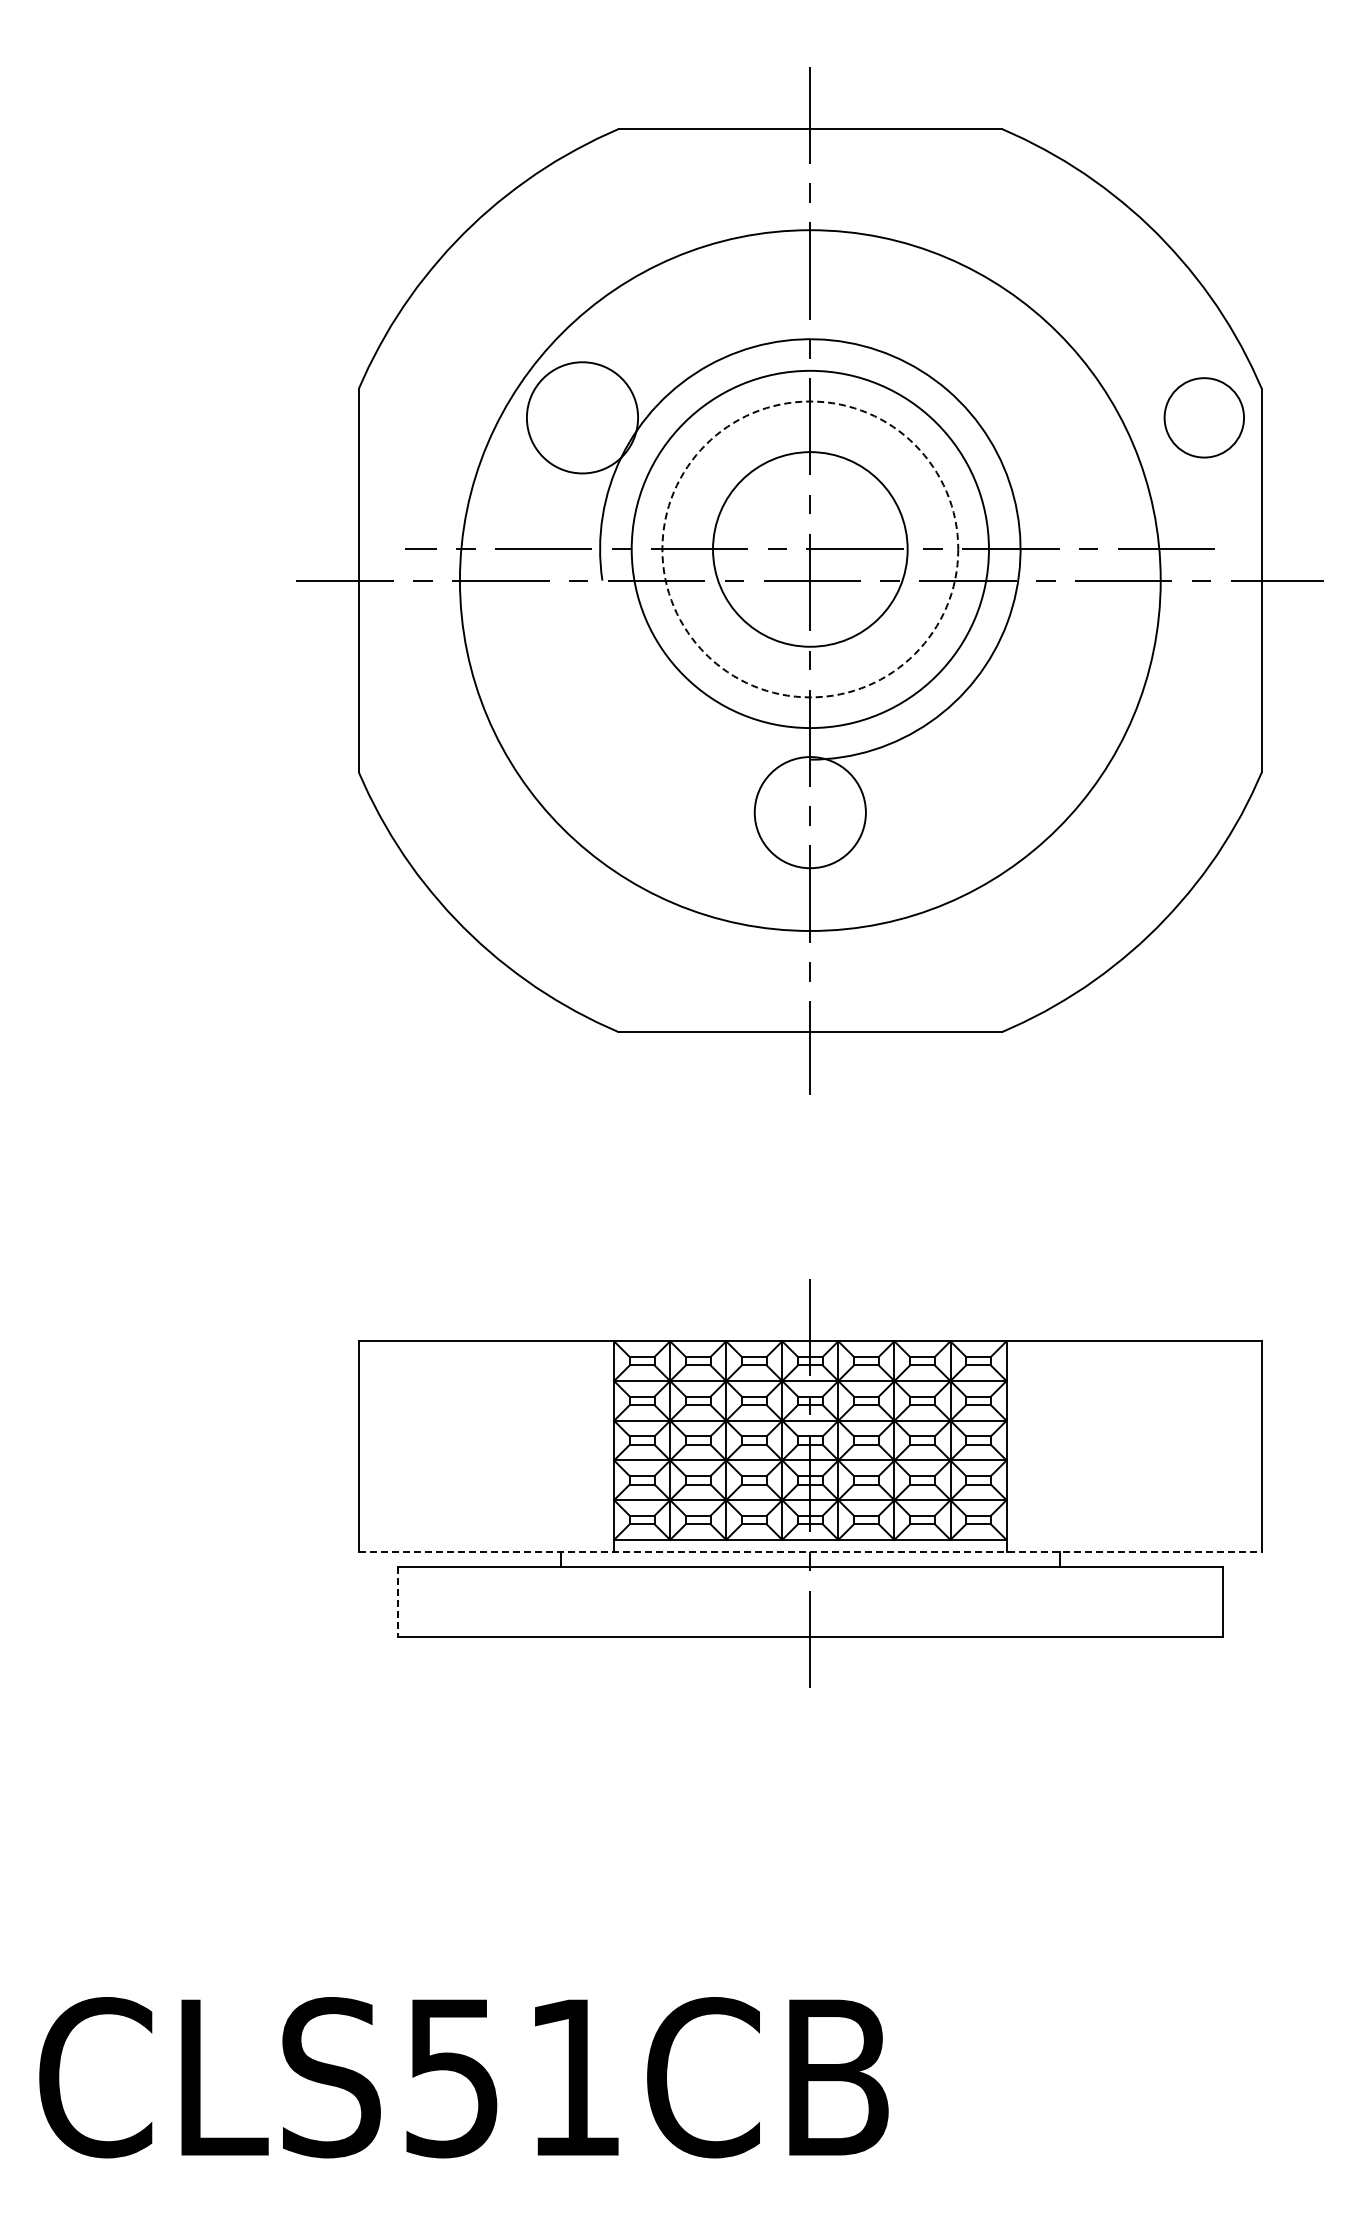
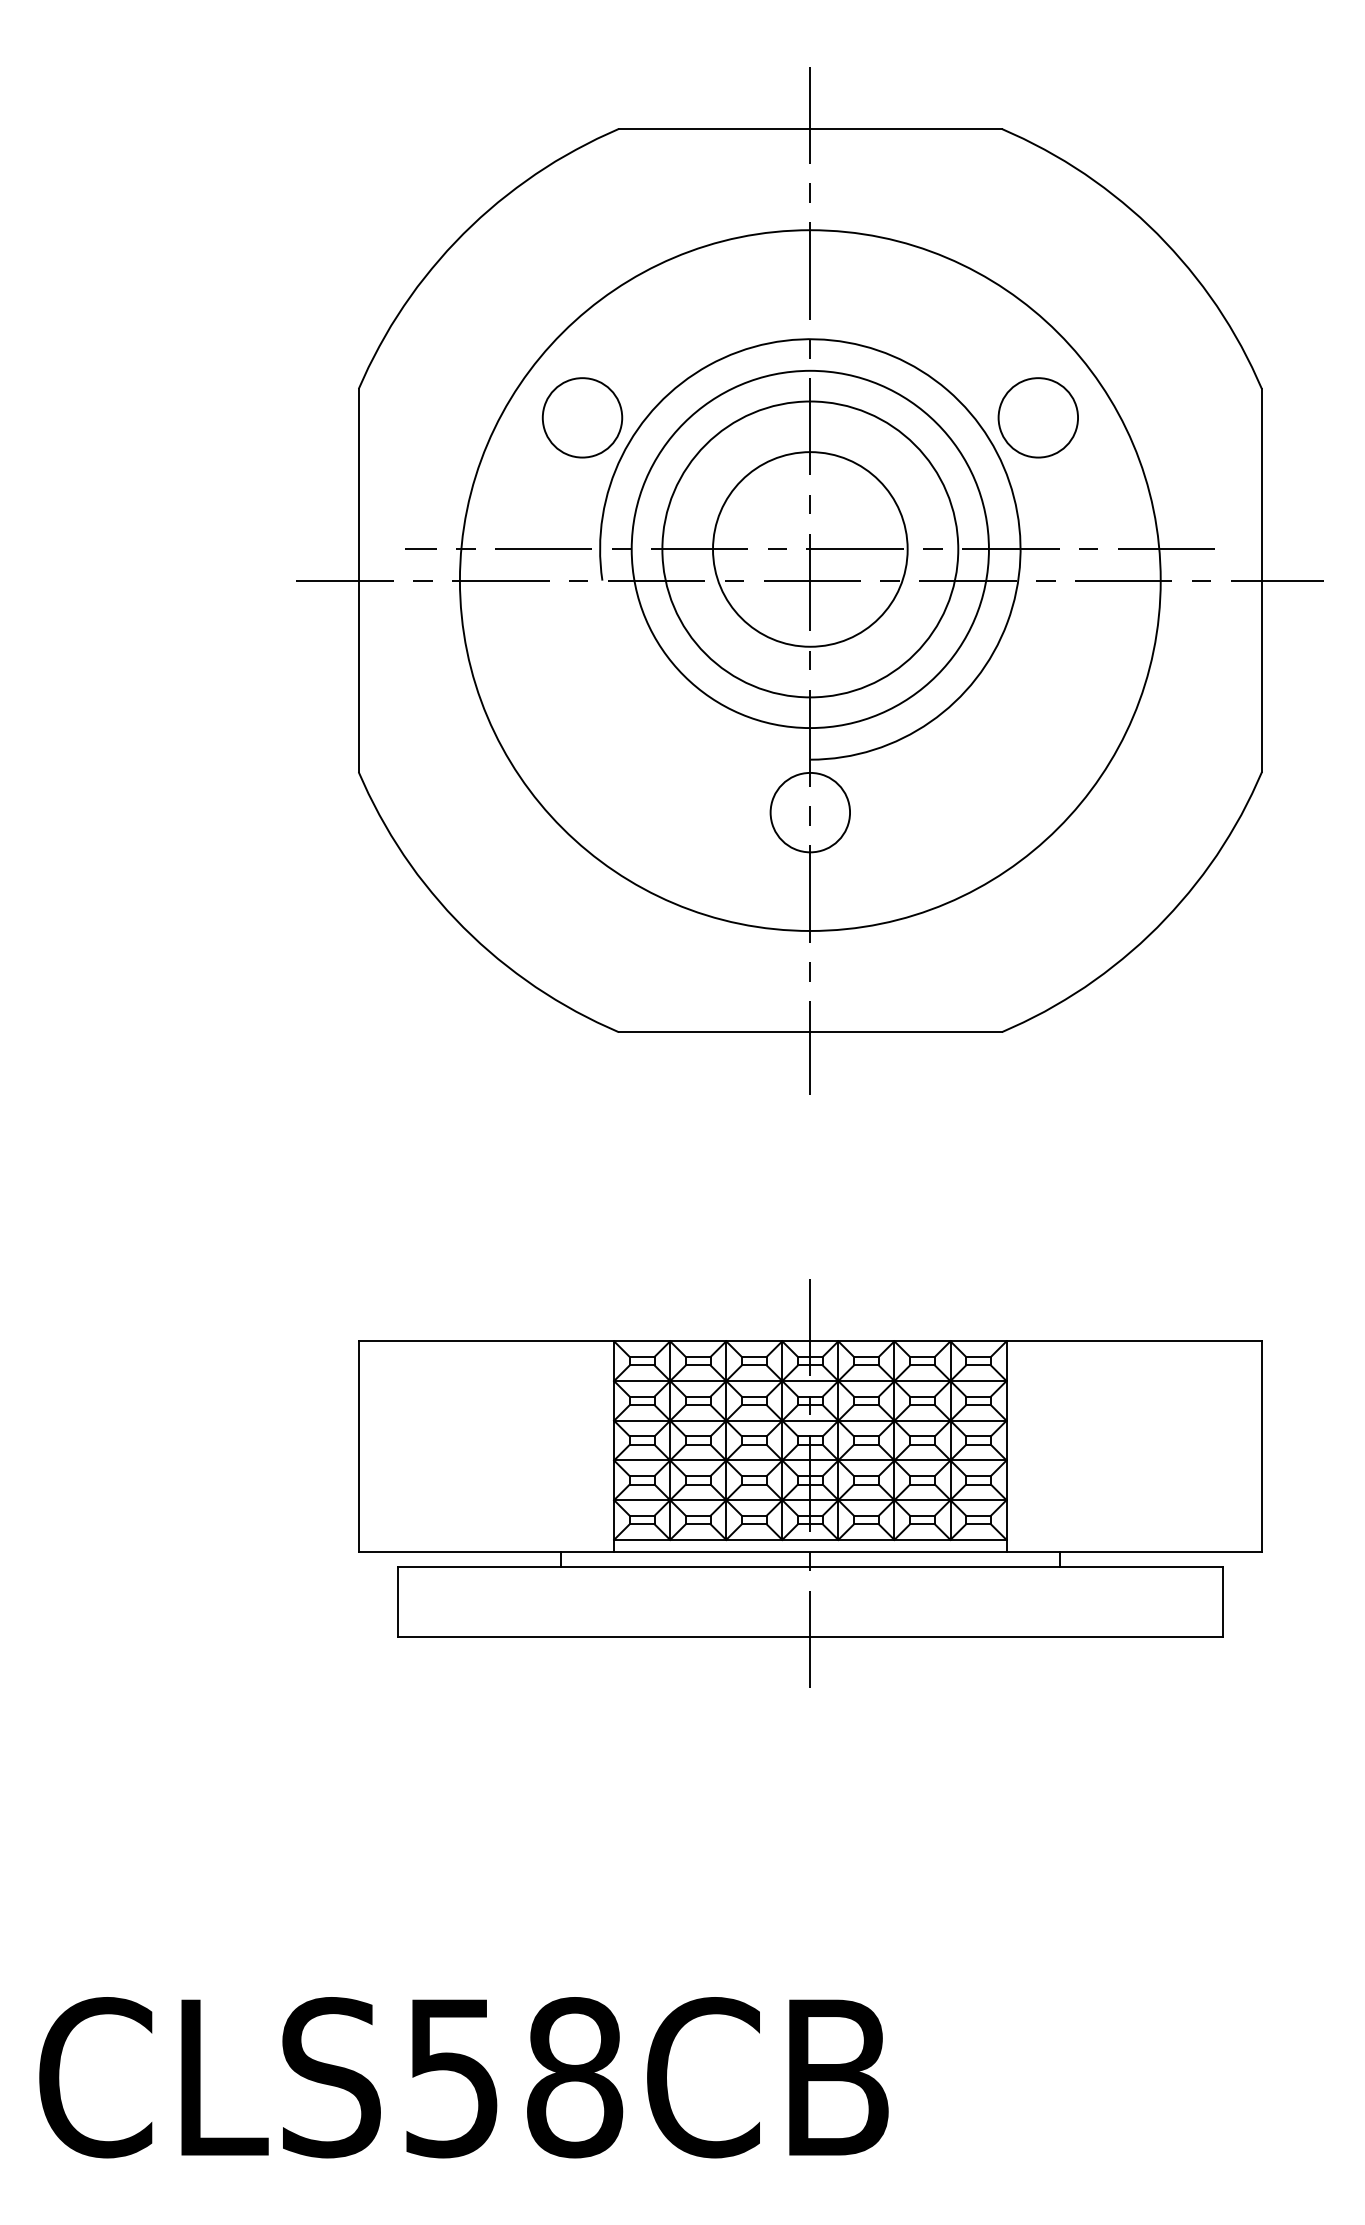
circle diameter: 111 px -> 79 px (582, 417)
circle position: (1203, 417) -> (1037, 417) (1037, 417)
circle: dashed -> solid (810, 549)
circle diameter: 111 px -> 79 px (810, 812)
line: dashed -> solid (810, 1551)
line: dashed -> solid (397, 1602)
text: CLS51CB -> CLS58CB (575, 2077)
